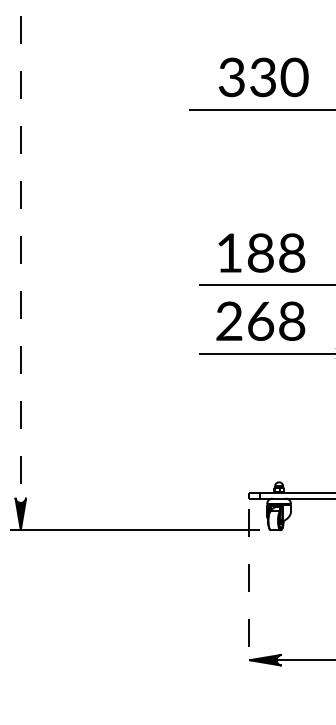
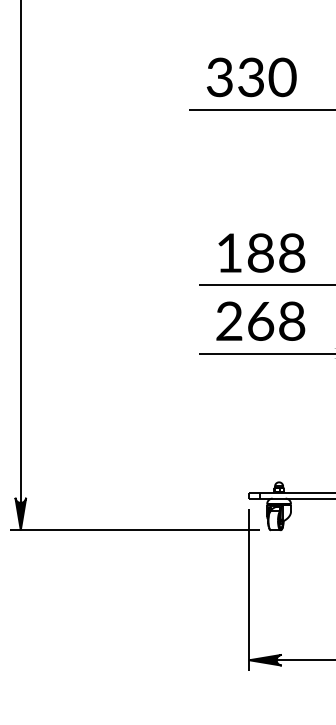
text position: (263, 77) -> (251, 77) (251, 77)
line: dashed -> solid (20, 265)
line: dashed -> solid (249, 590)
